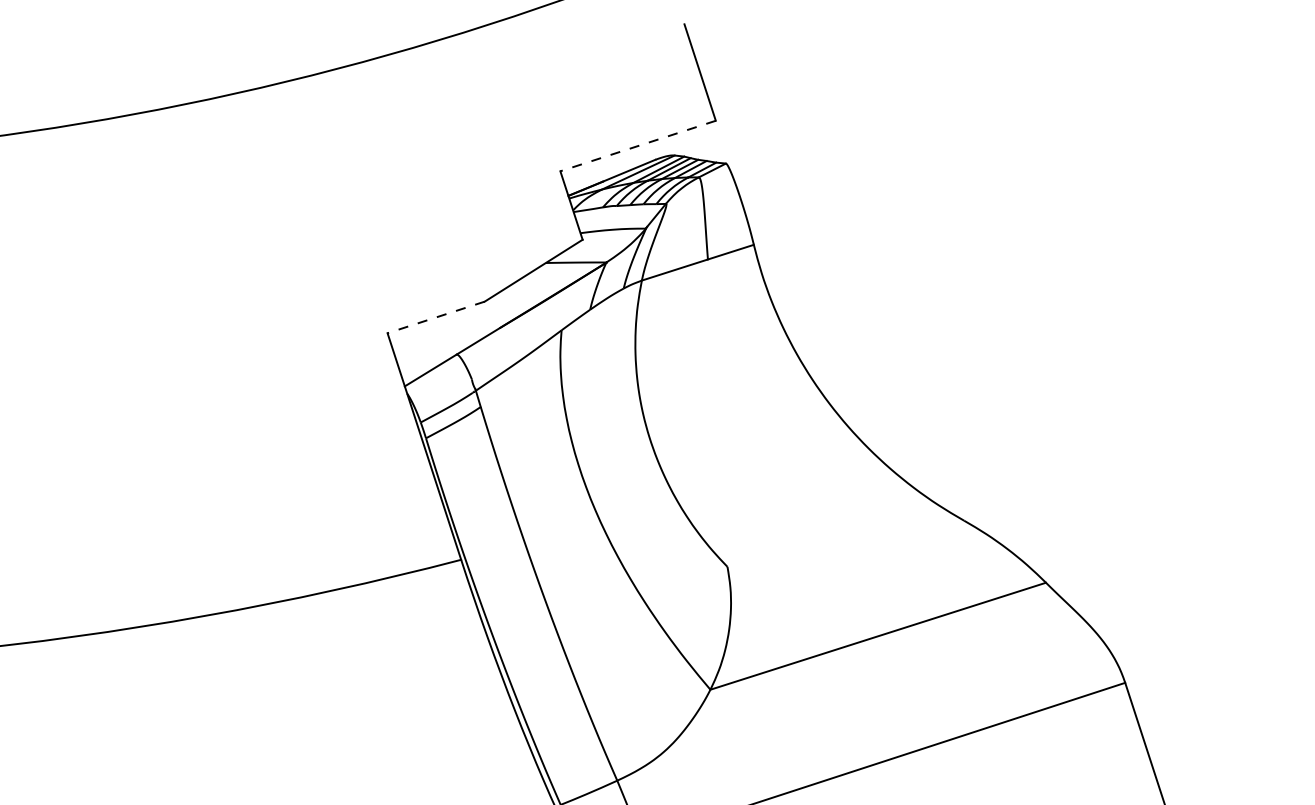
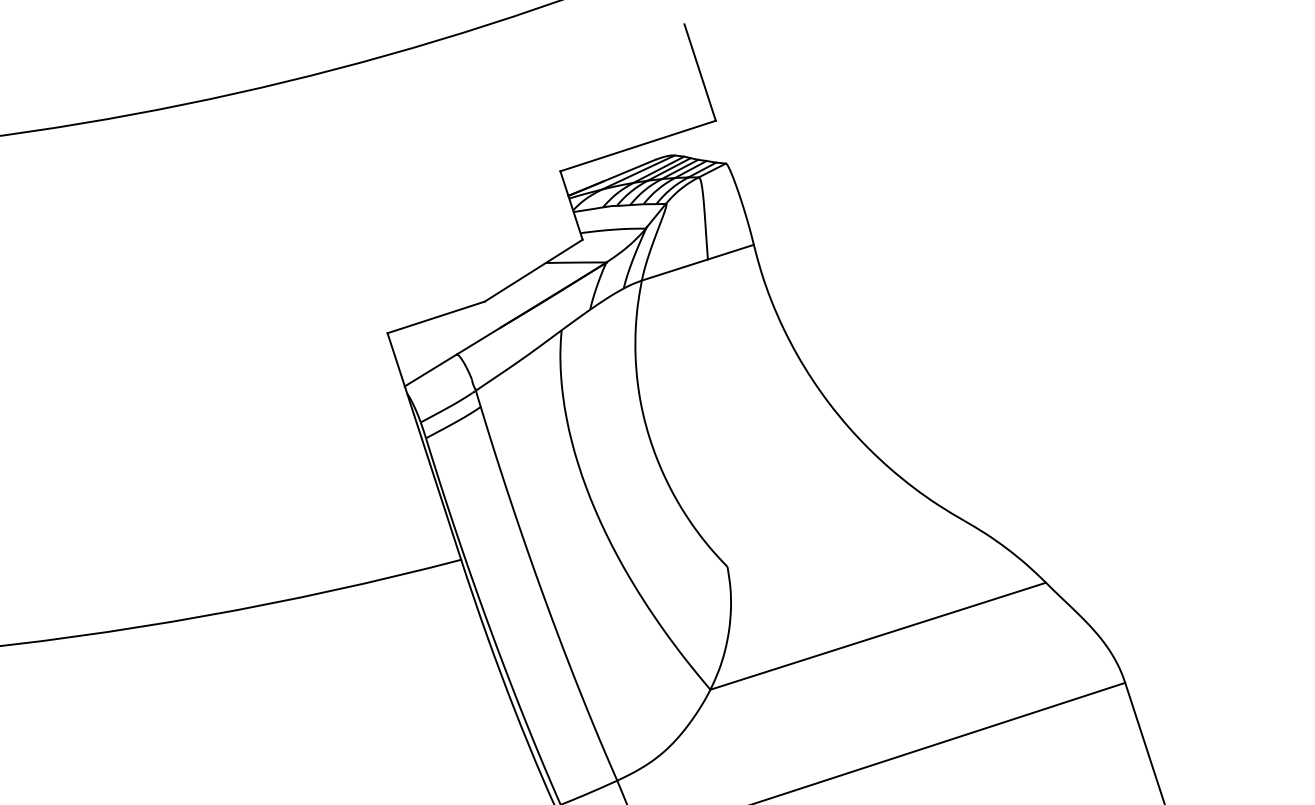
line: dashed -> solid (638, 146)
line: dashed -> solid (435, 317)
